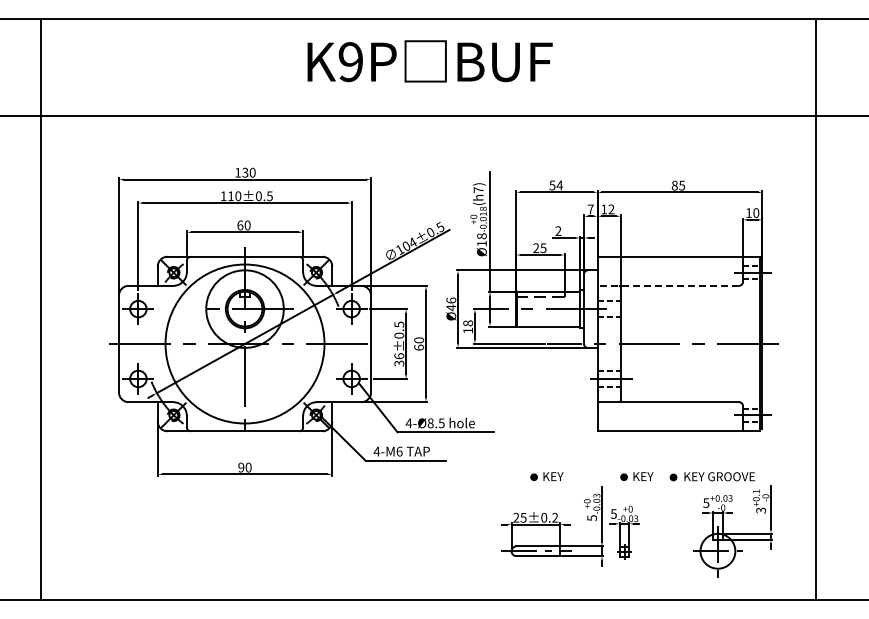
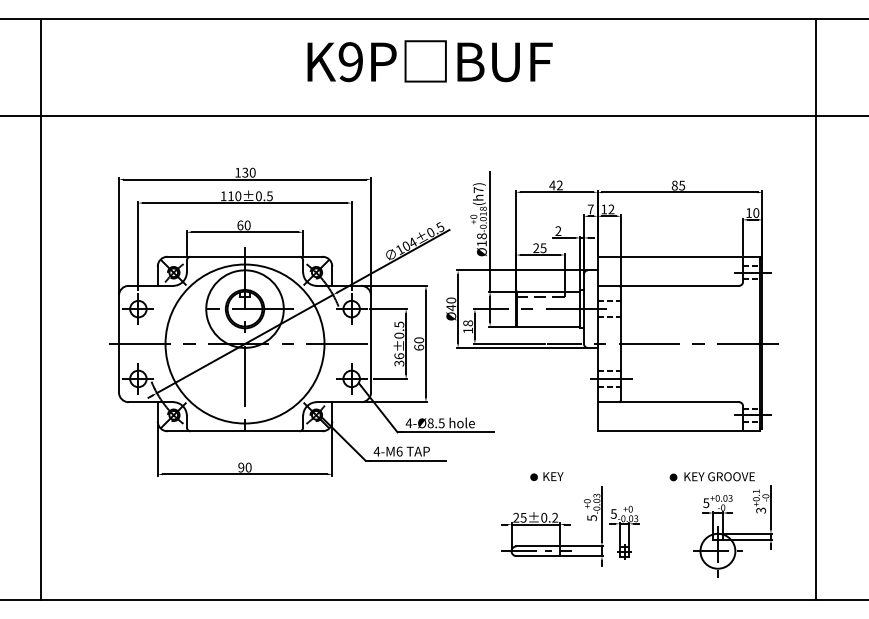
text: 54 -> 42 (556, 185)
line: dashed -> solid (668, 285)
text: Ø46 -> Ø40 (450, 300)
part: present -> none (636, 476)
